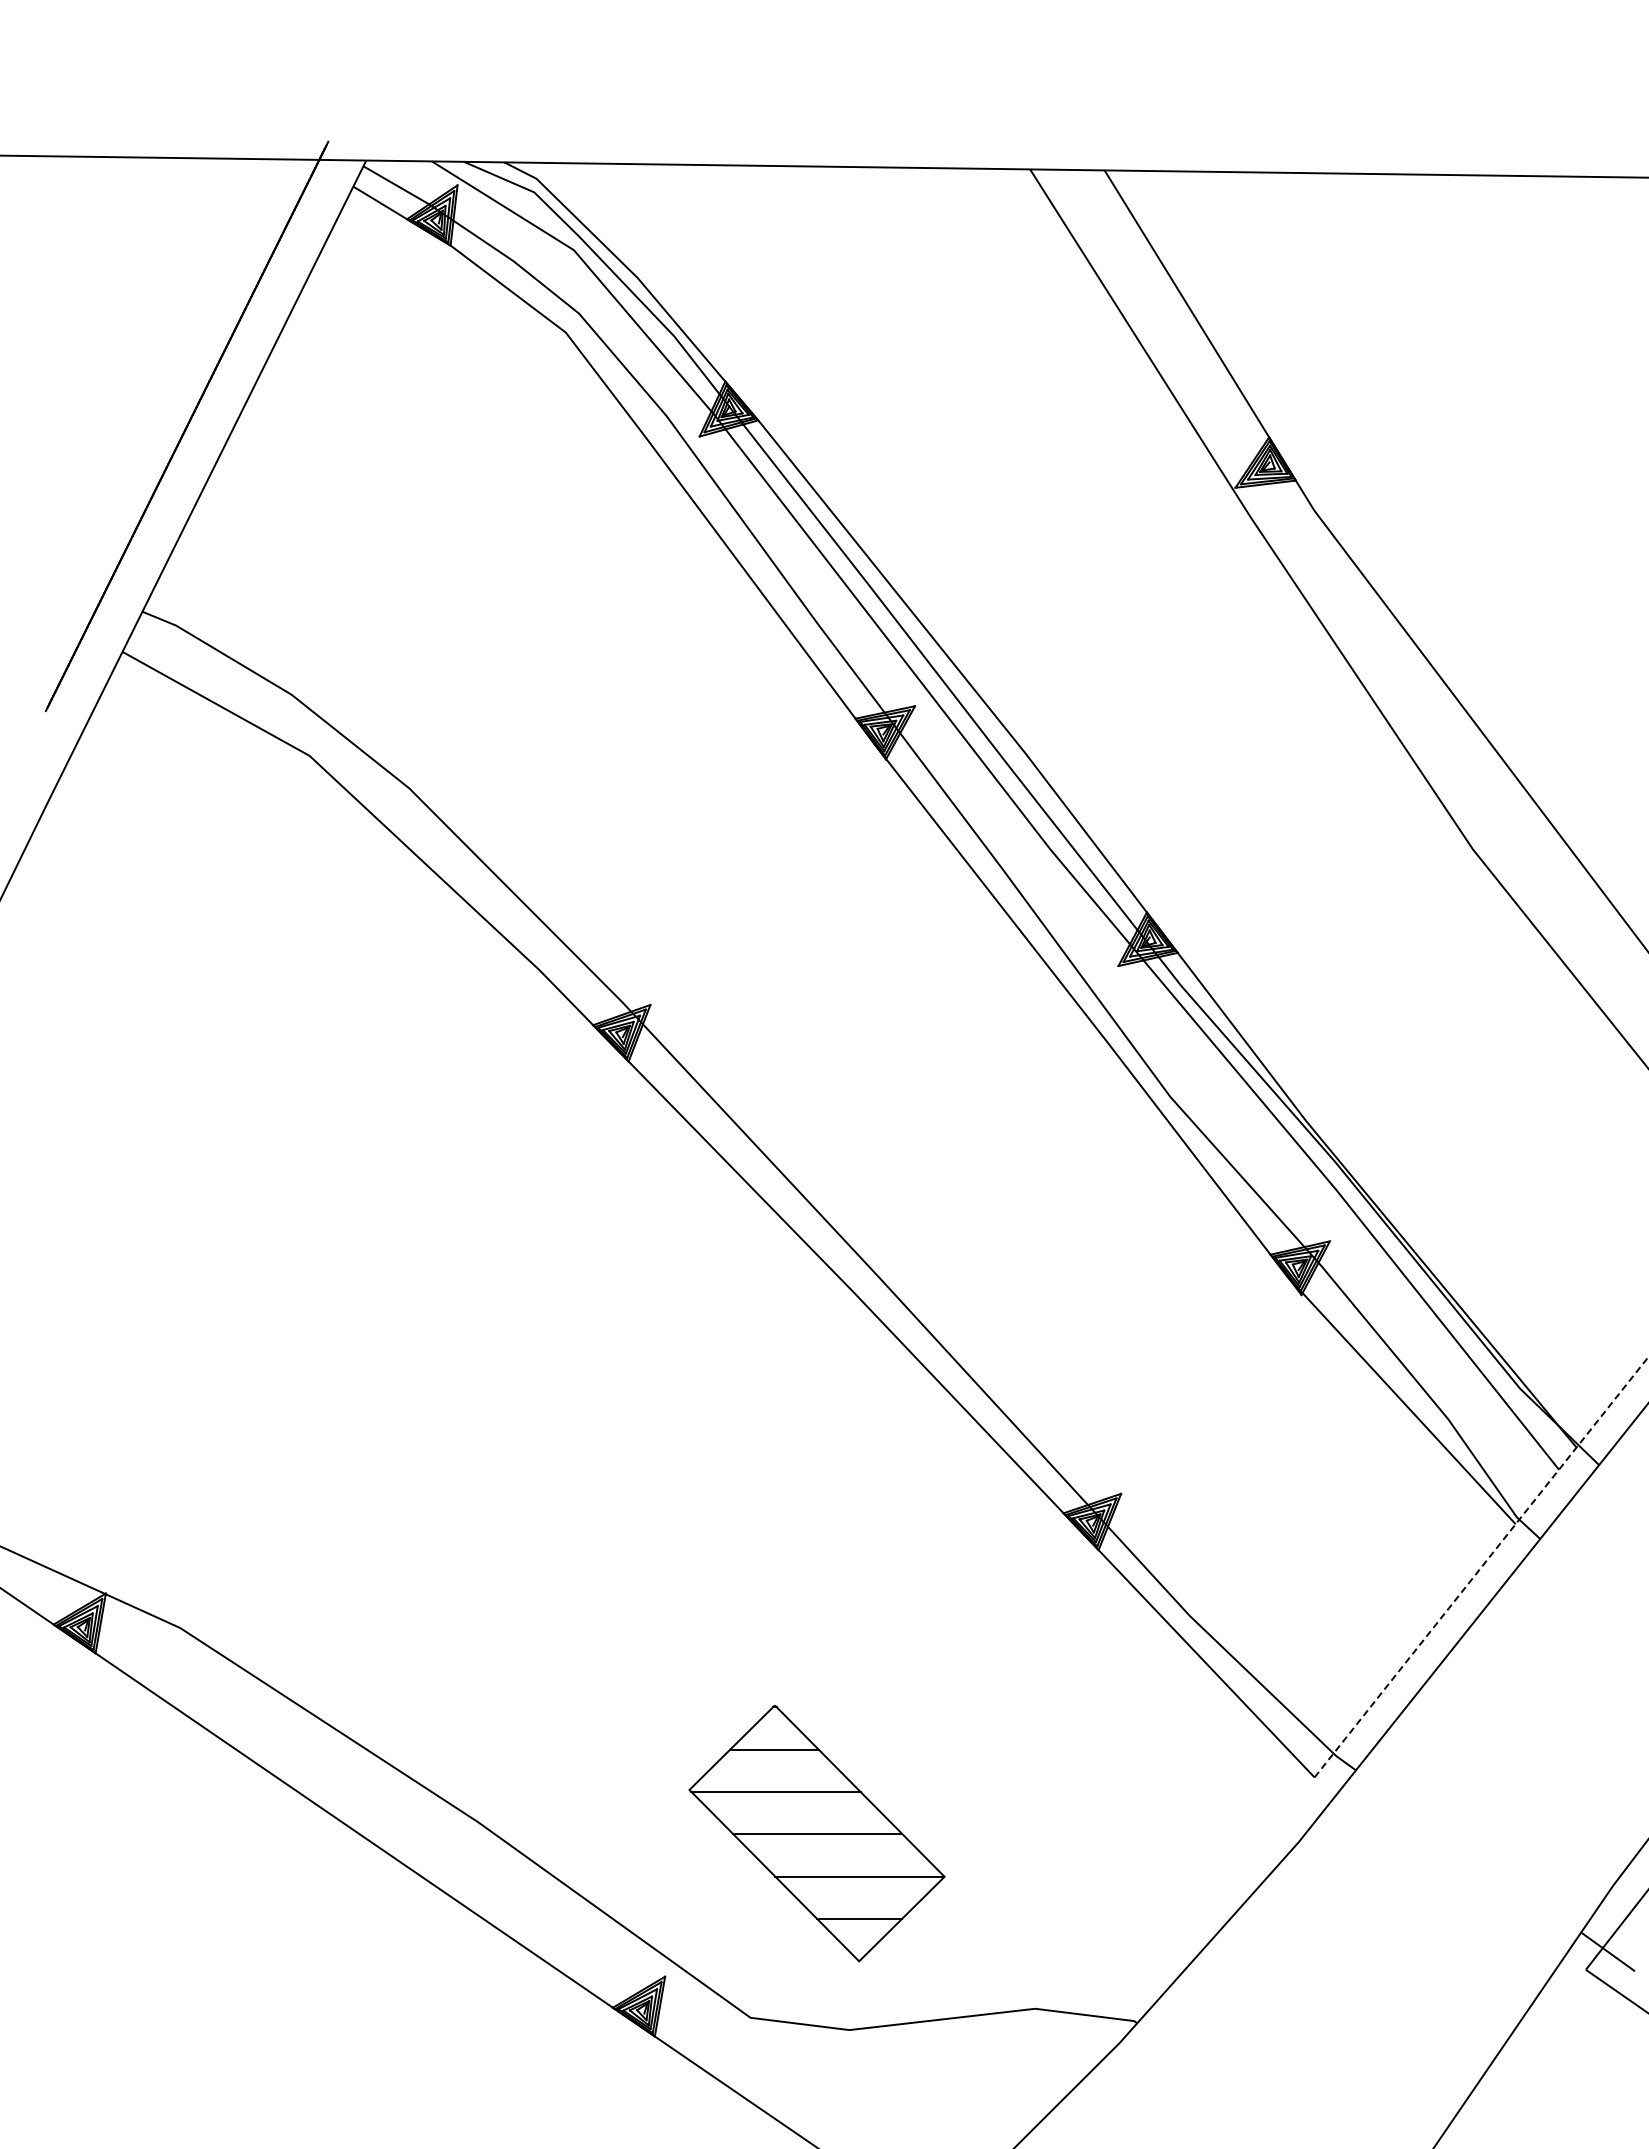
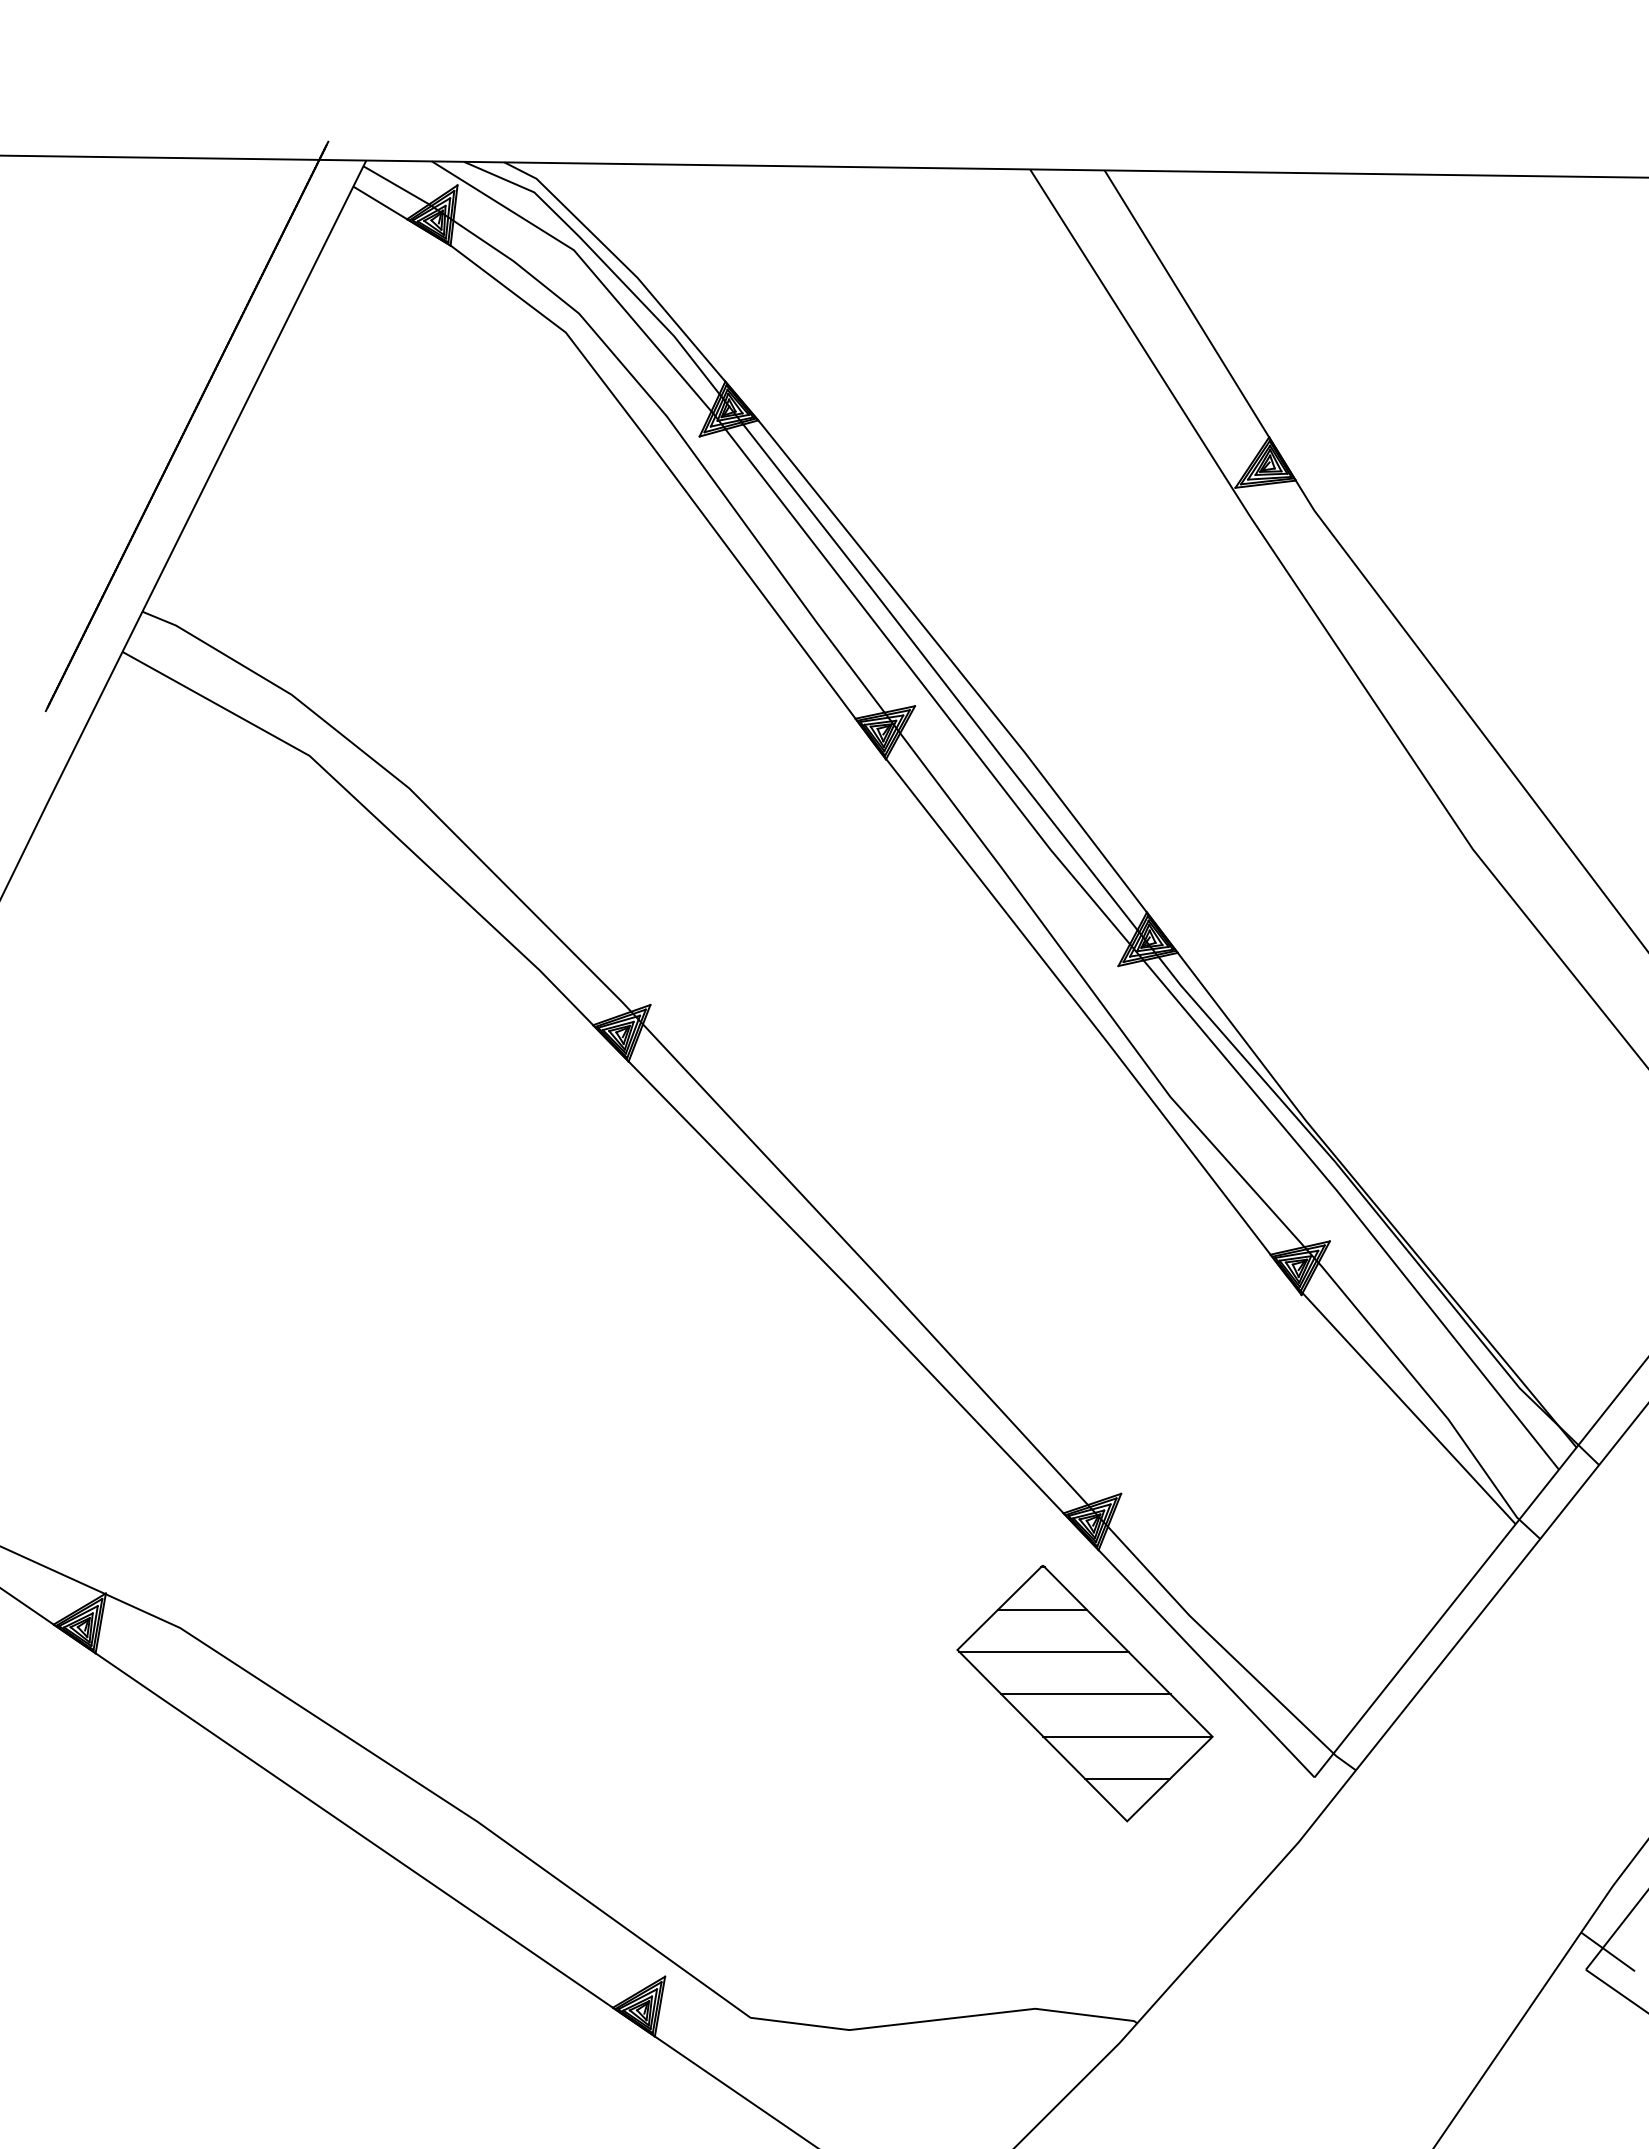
line: dashed -> solid (1481, 1566)
part position: (816, 1833) -> (1084, 1693) (1084, 1693)
